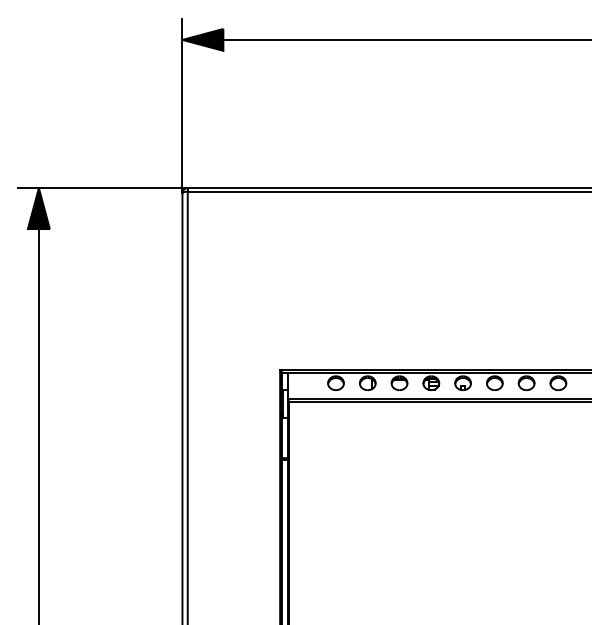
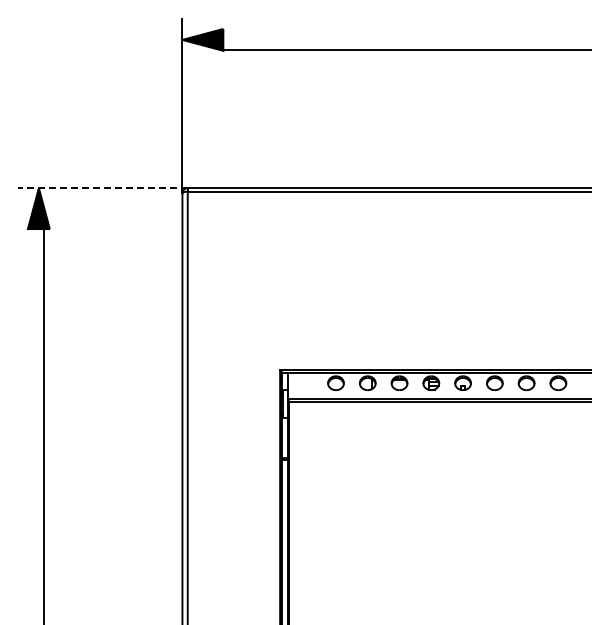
line position: (405, 39) -> (405, 49) (405, 49)
line: solid -> dashed (102, 188)
line position: (38, 425) -> (43, 425) (43, 425)
